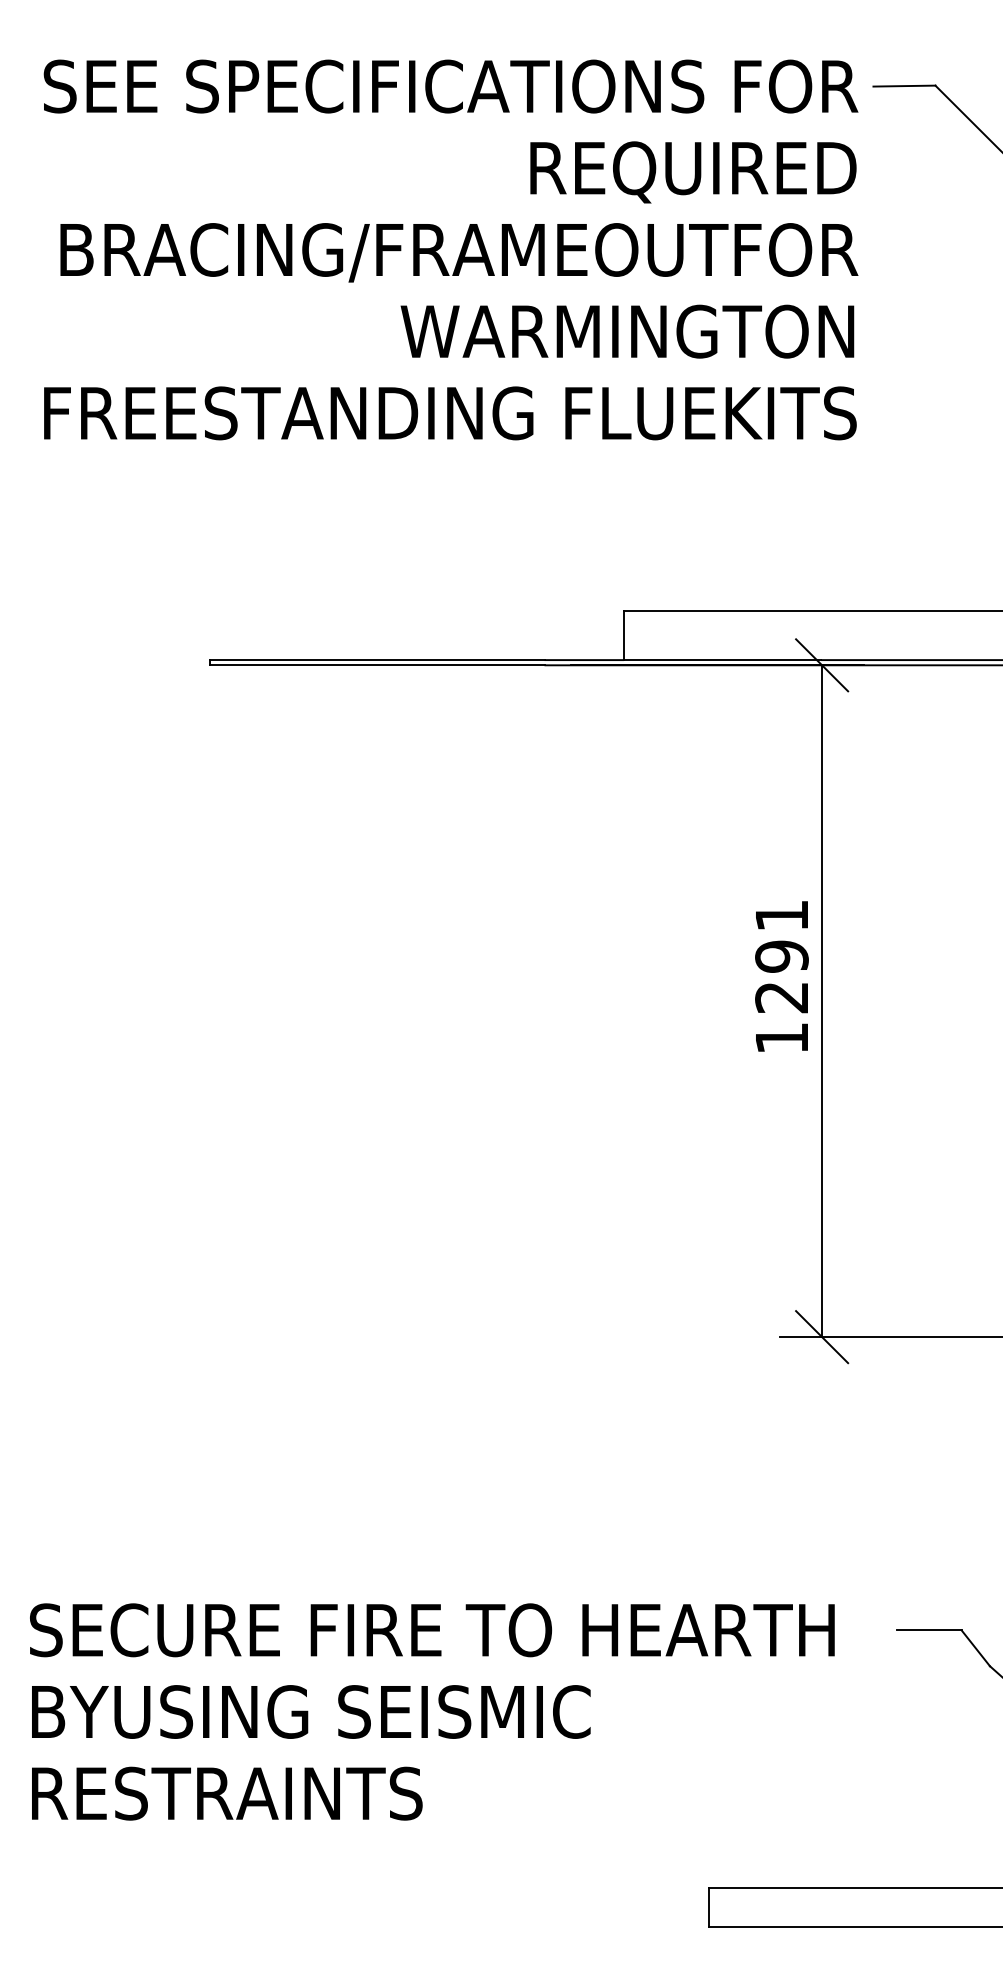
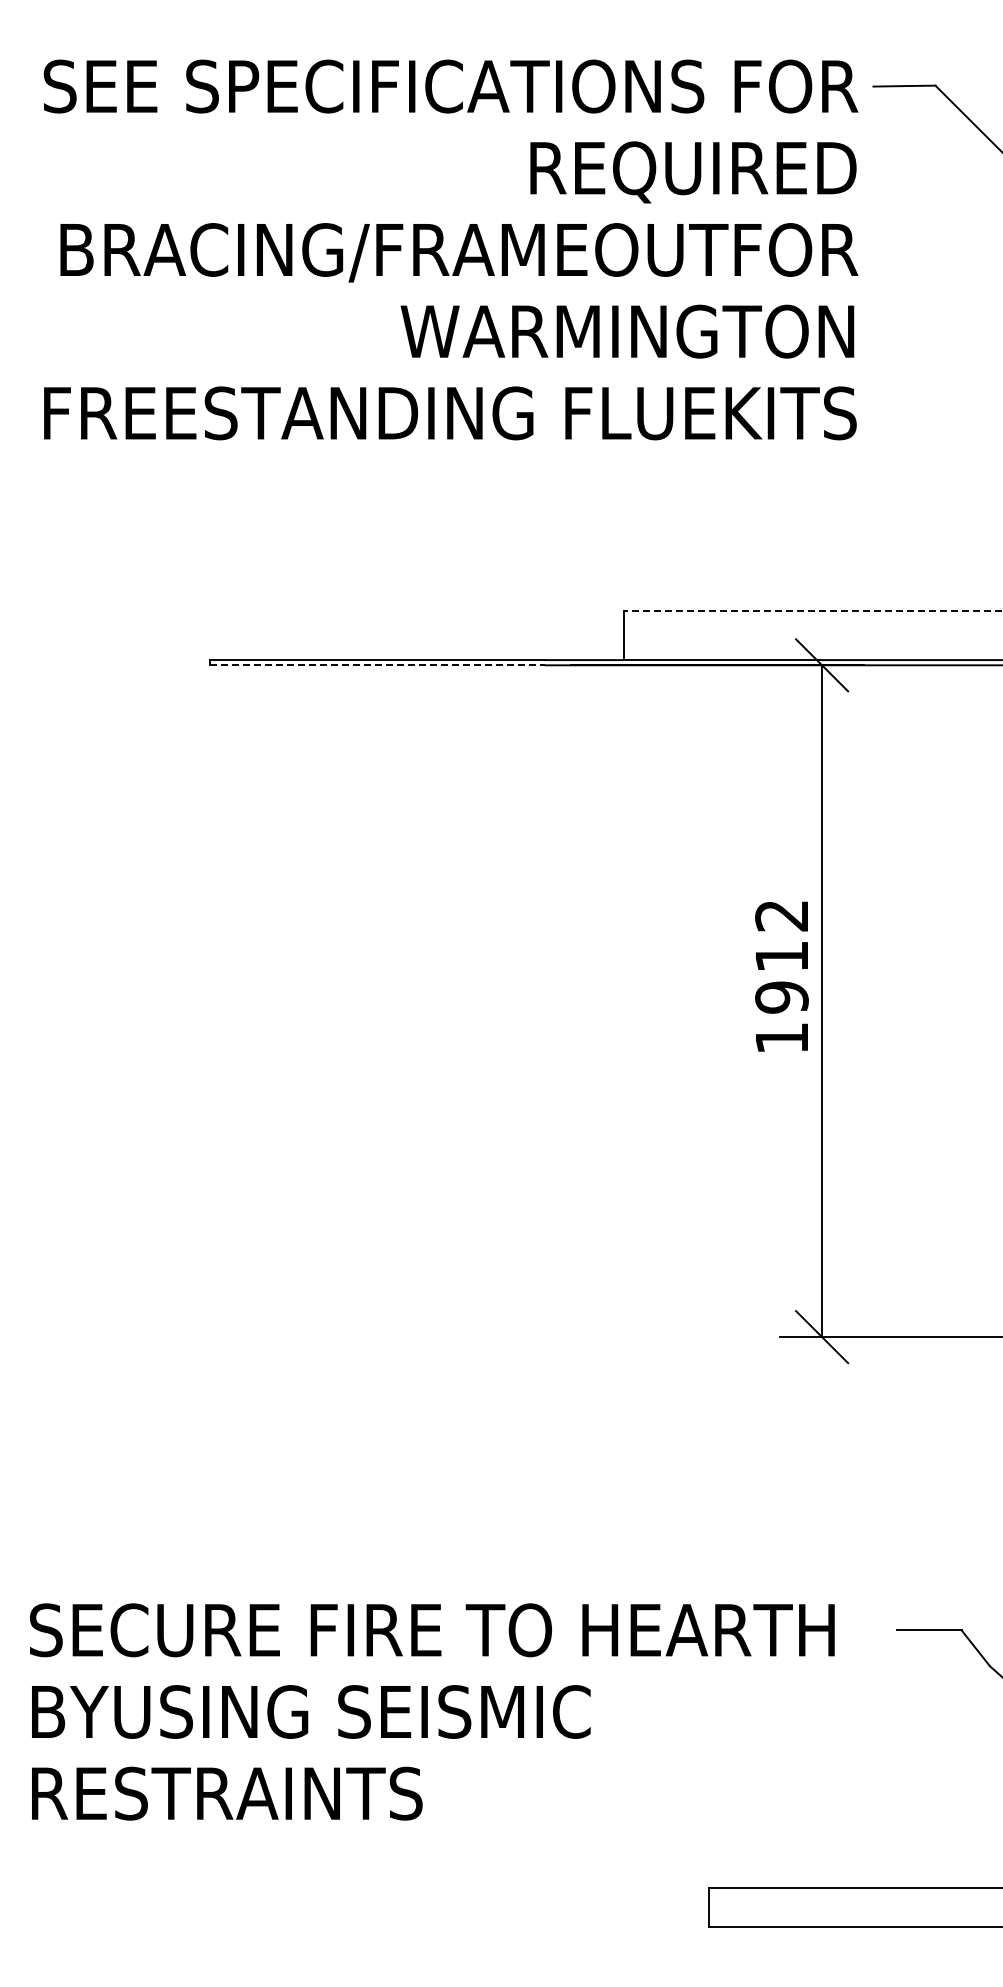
line: solid -> dashed (812, 611)
line: solid -> dashed (377, 665)
text: 1291 -> 1912 (781, 957)
